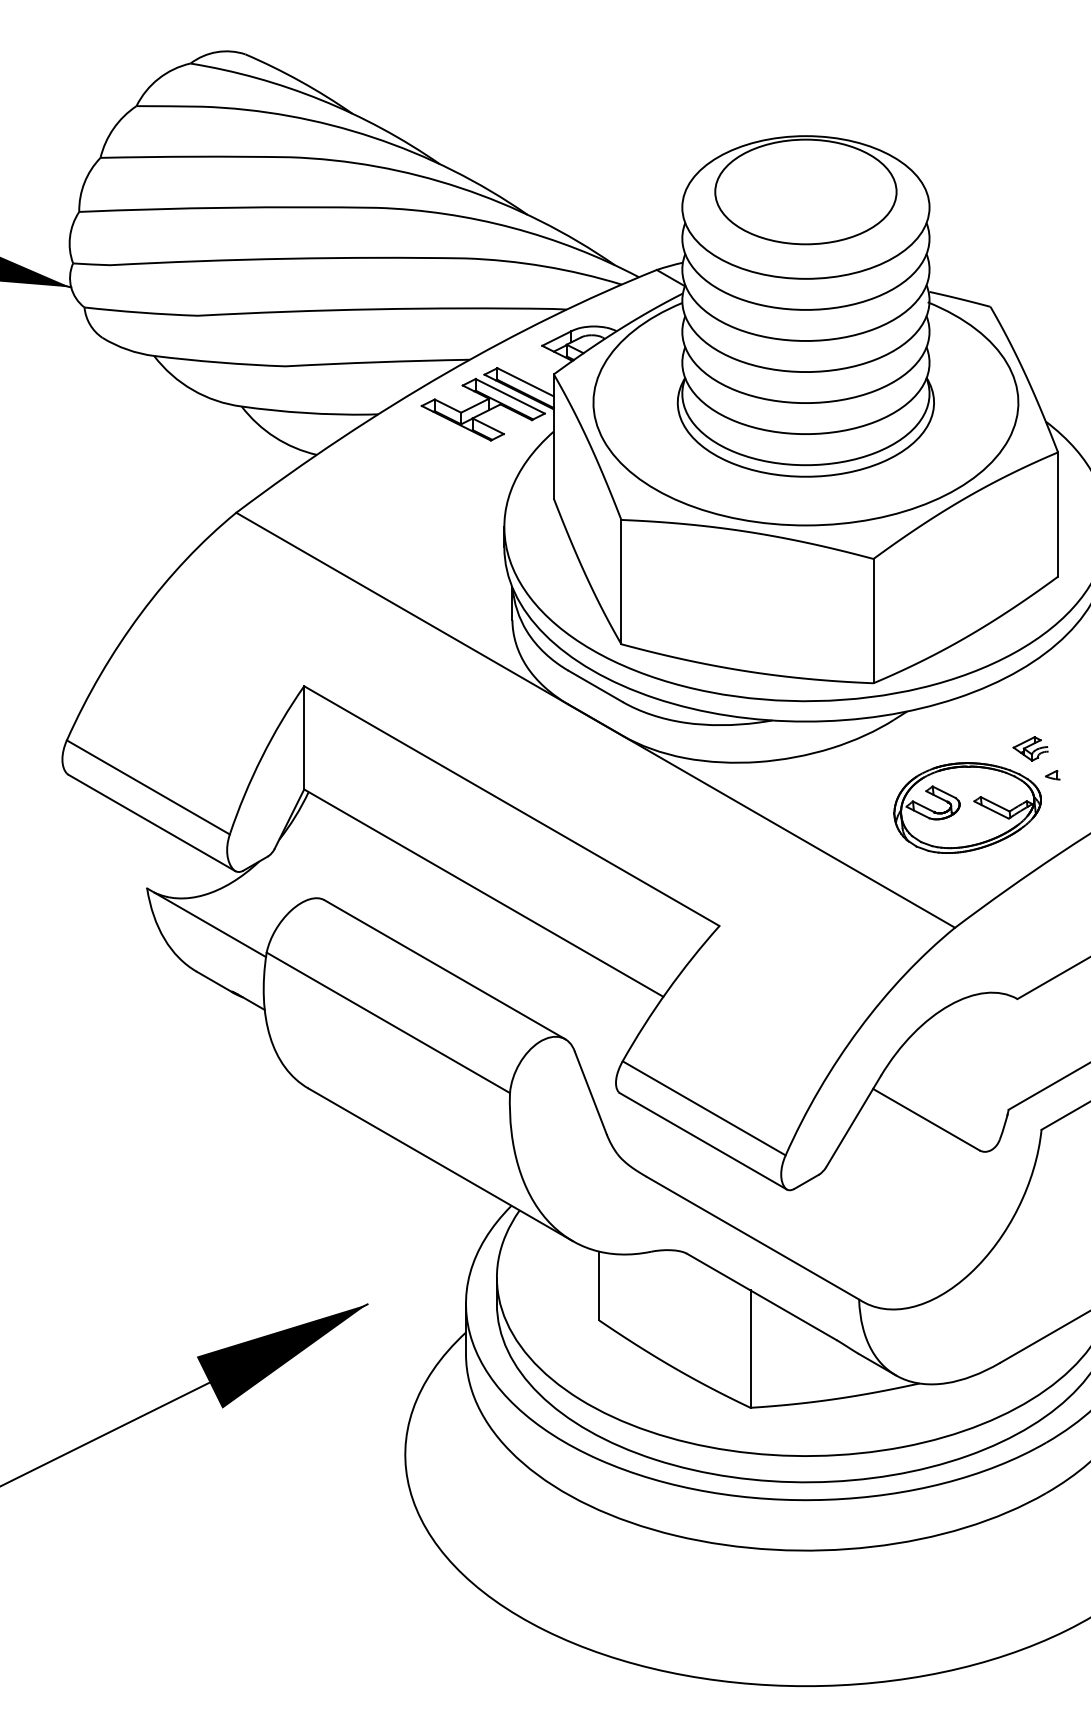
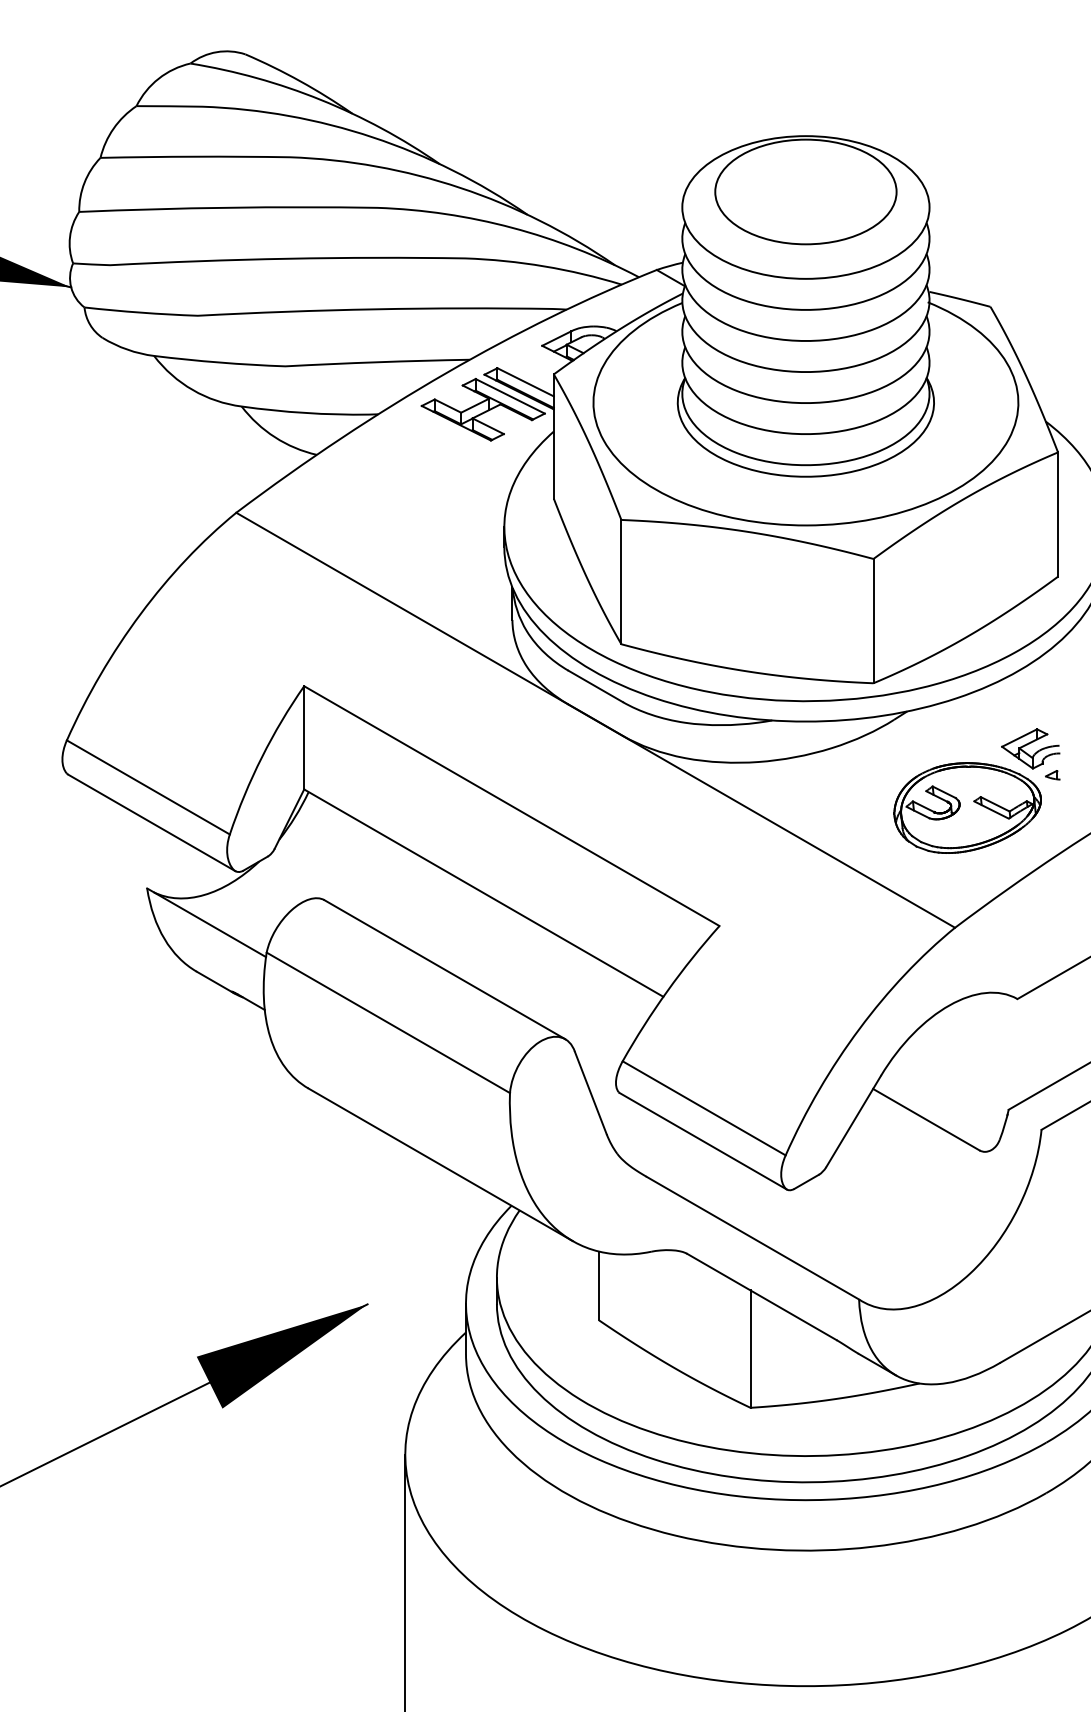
part size: 37x26 px -> 60x42 px (1030, 748)
line: none -> present (405, 1581)
